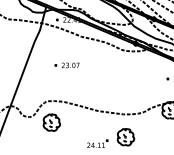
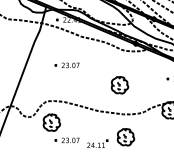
part: none -> present (119, 85)
part: none -> present (66, 140)
